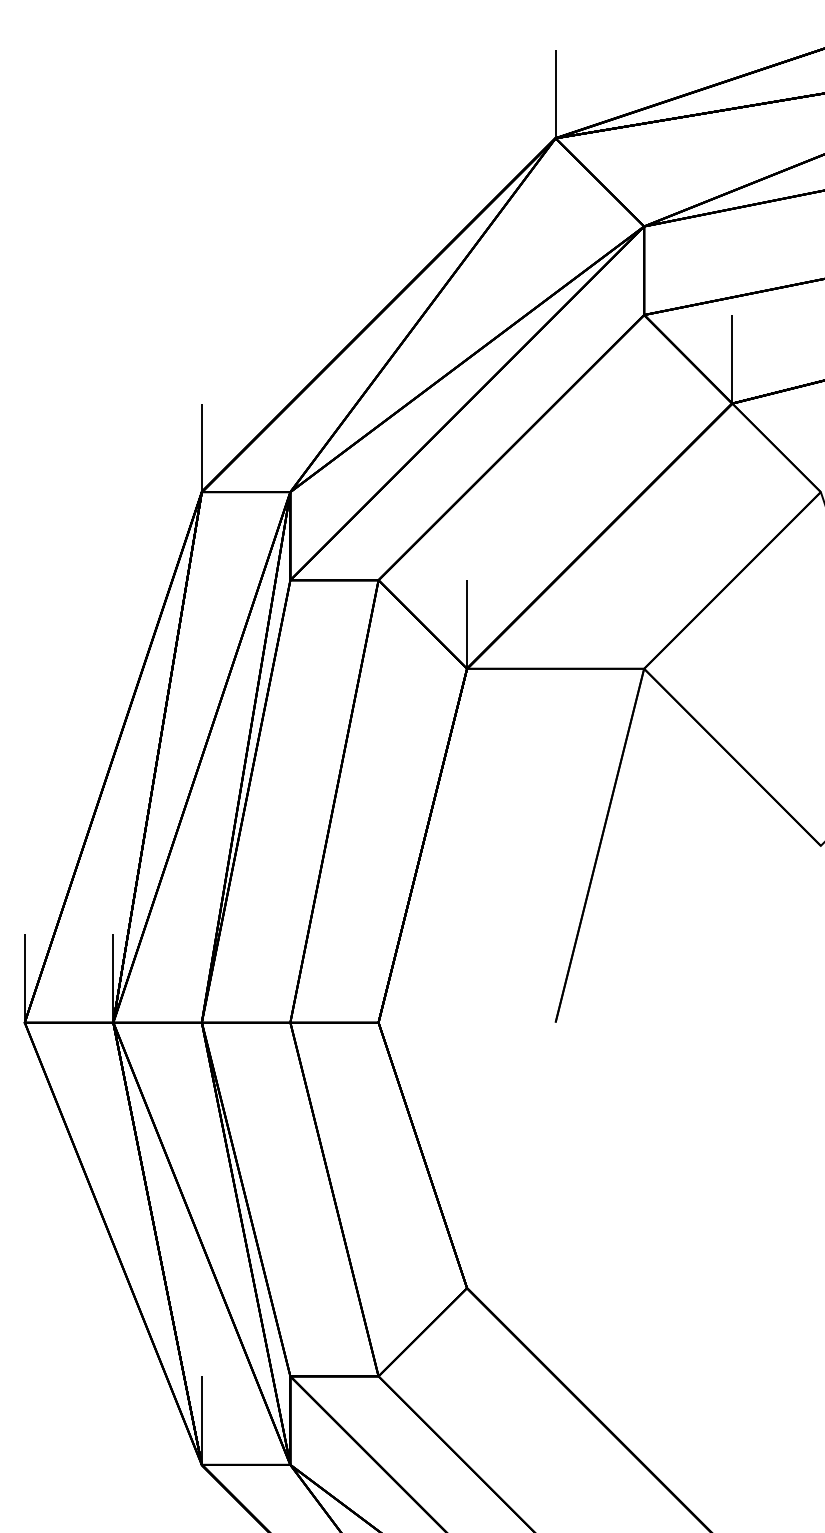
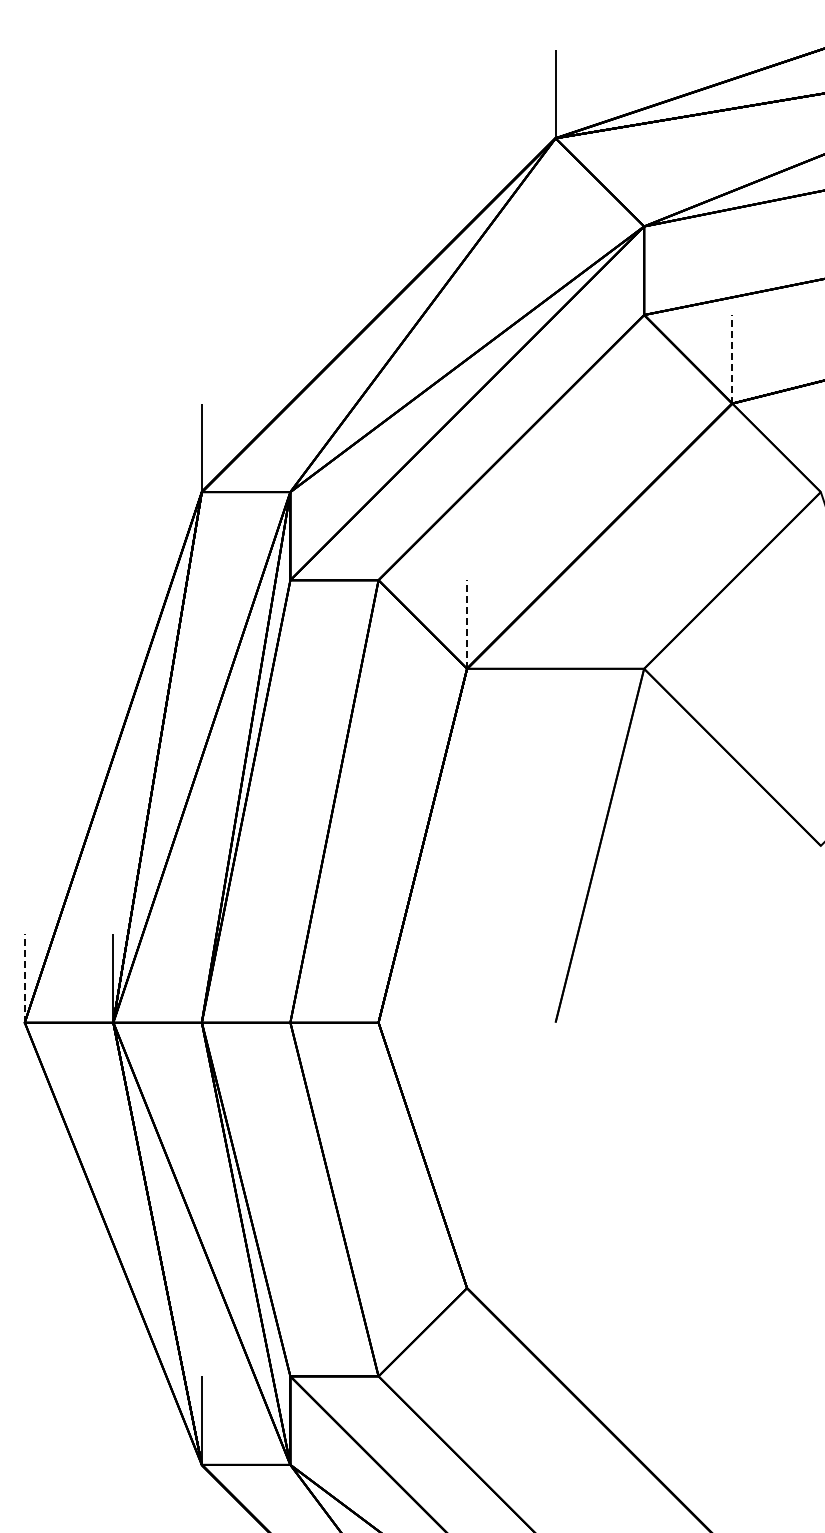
line: solid -> dashed (732, 358)
line: solid -> dashed (467, 624)
line: solid -> dashed (24, 977)
